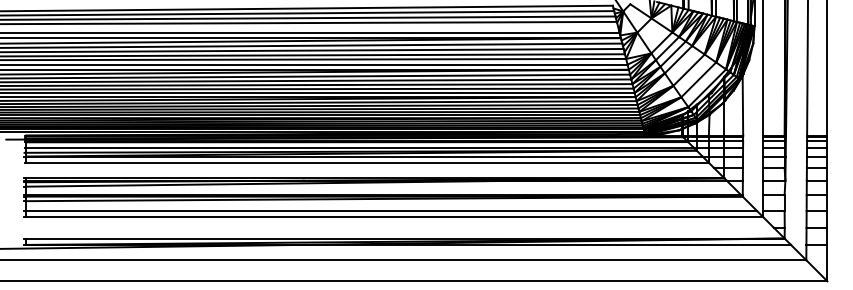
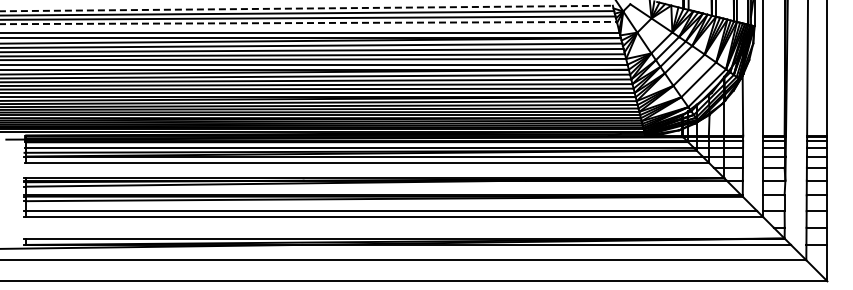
line: solid -> dashed (306, 8)
line: solid -> dashed (308, 23)
